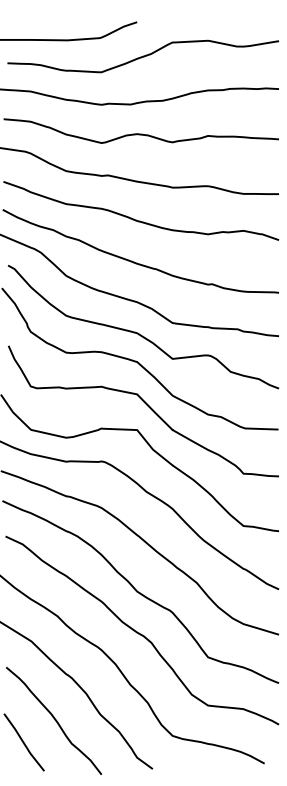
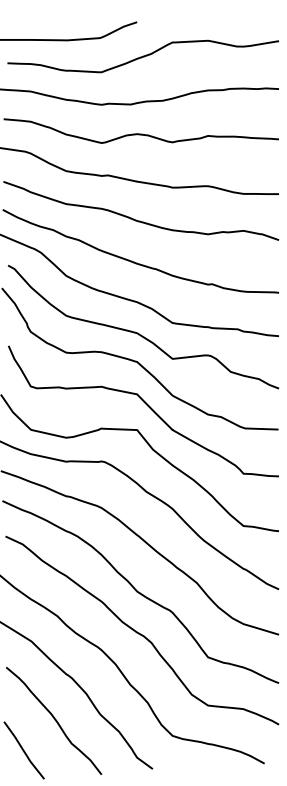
curve position: (23, 742) -> (23, 750) (23, 750)
